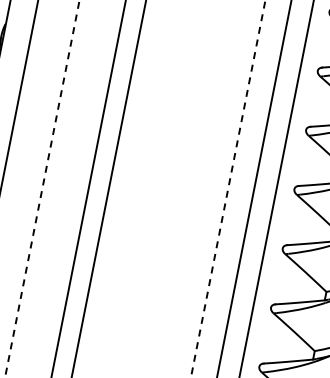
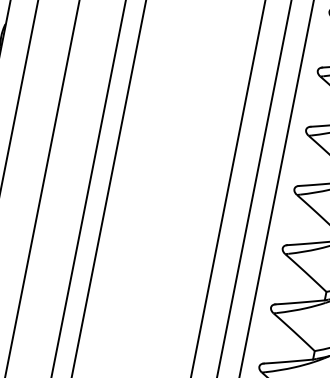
line: dashed -> solid (228, 188)
line: dashed -> solid (42, 189)
